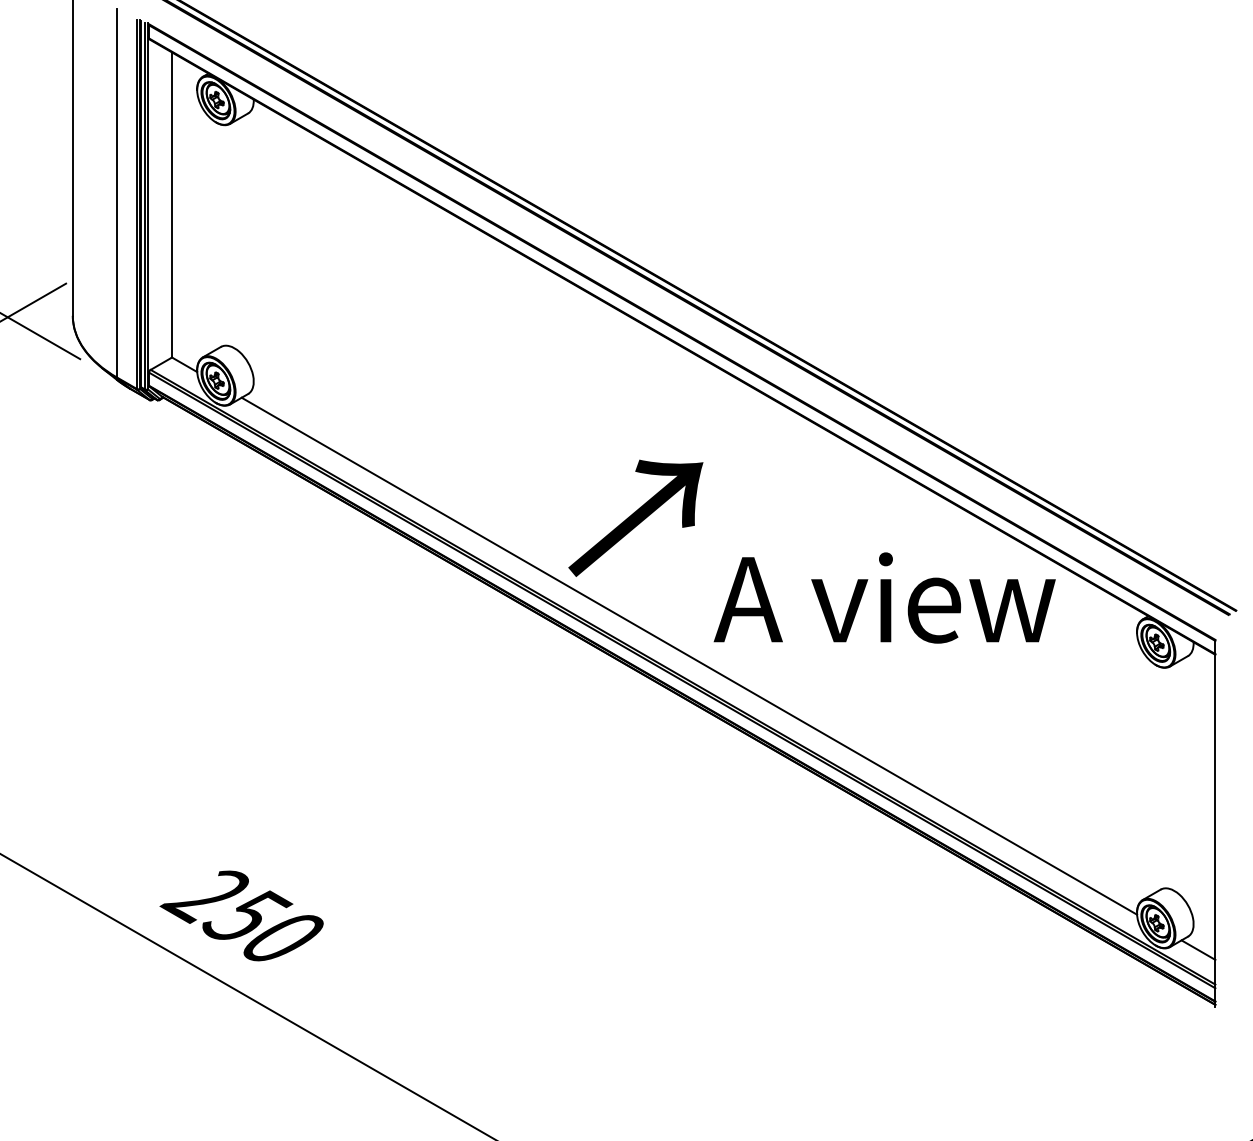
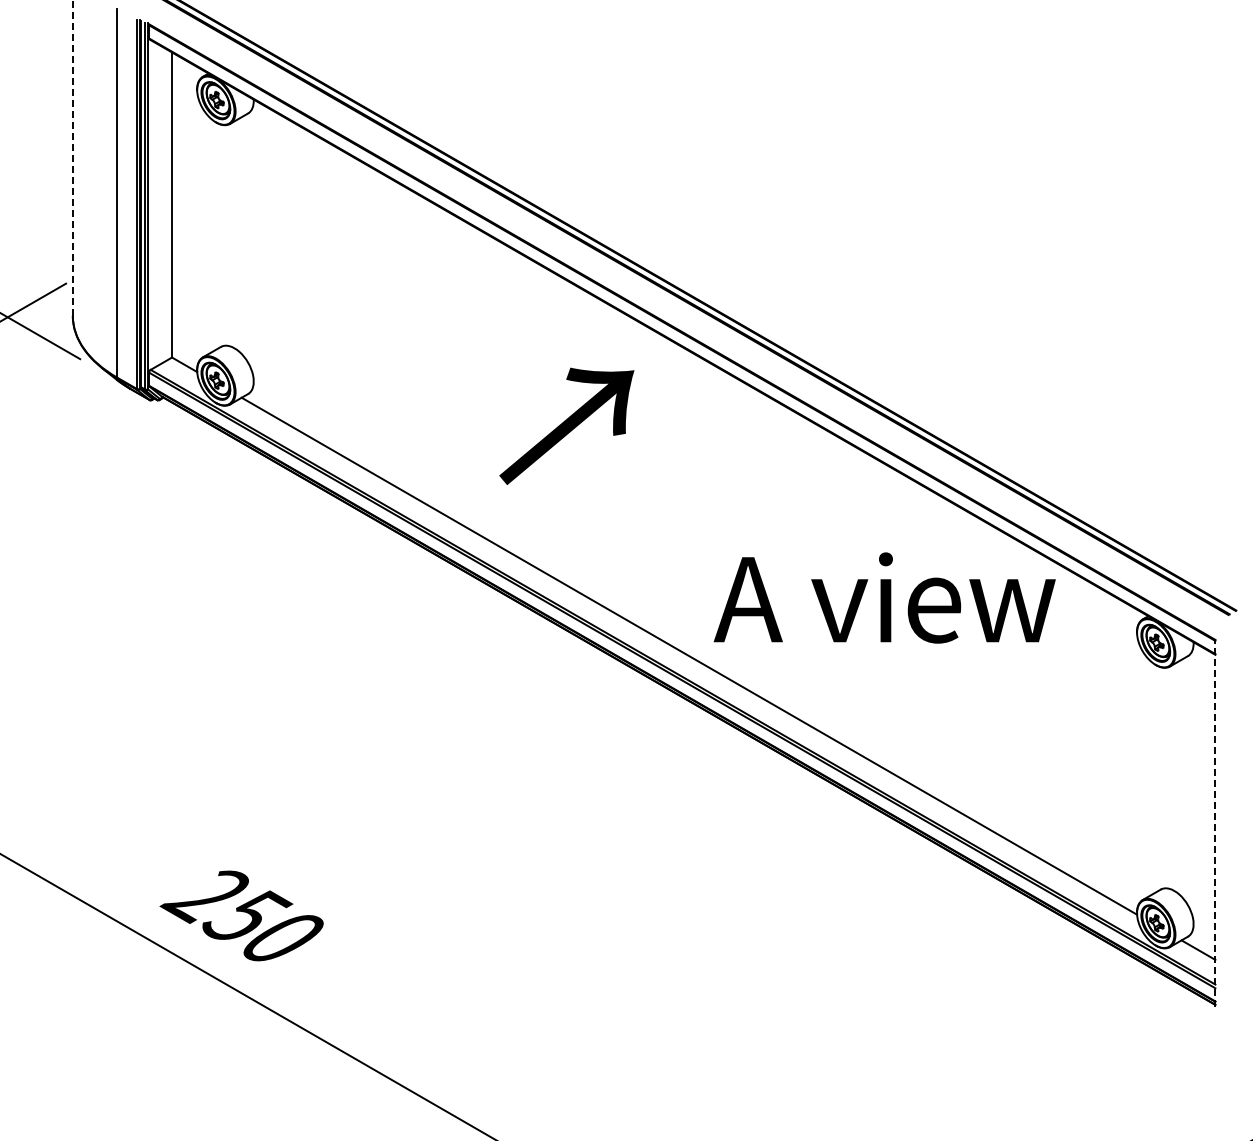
line: solid -> dashed (72, 158)
text position: (635, 517) -> (566, 425) (566, 425)
line: solid -> dashed (1215, 823)
